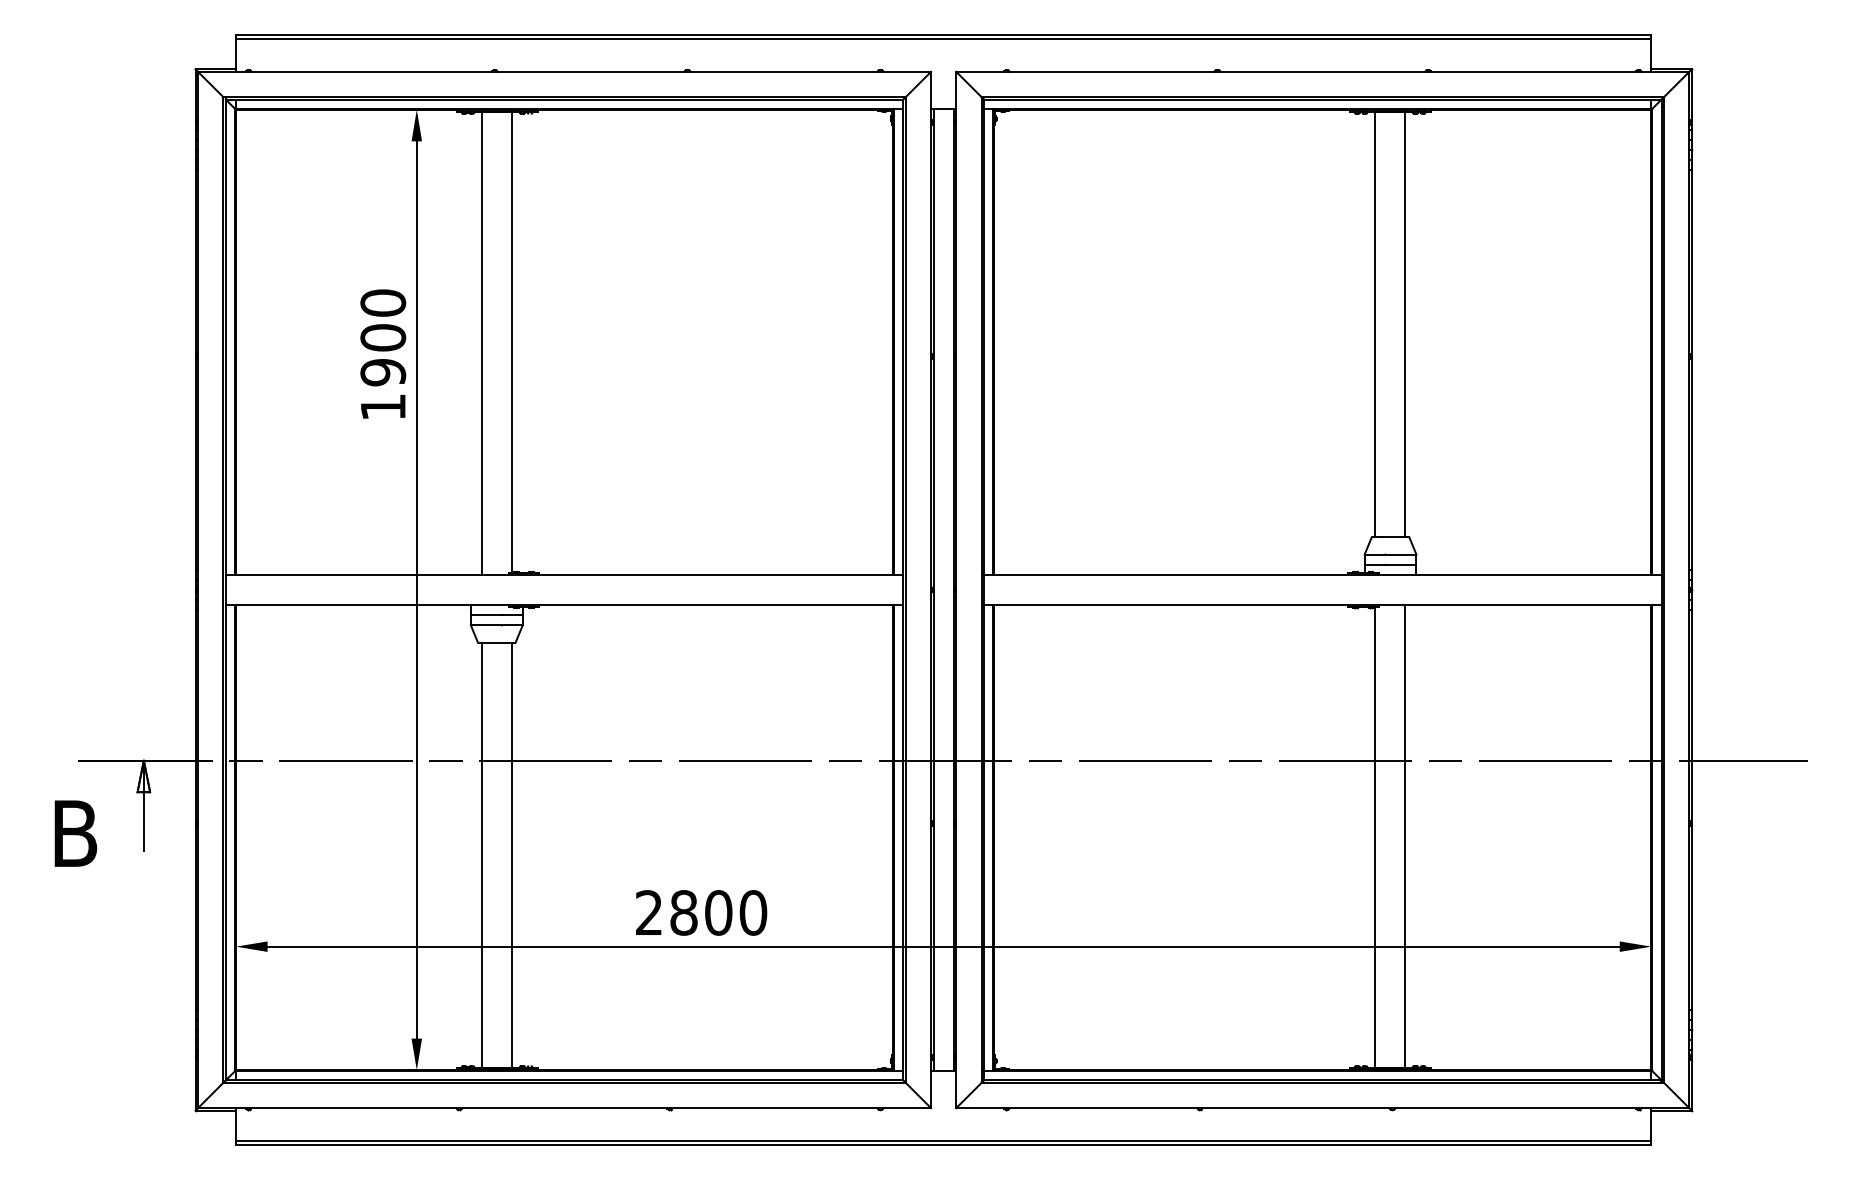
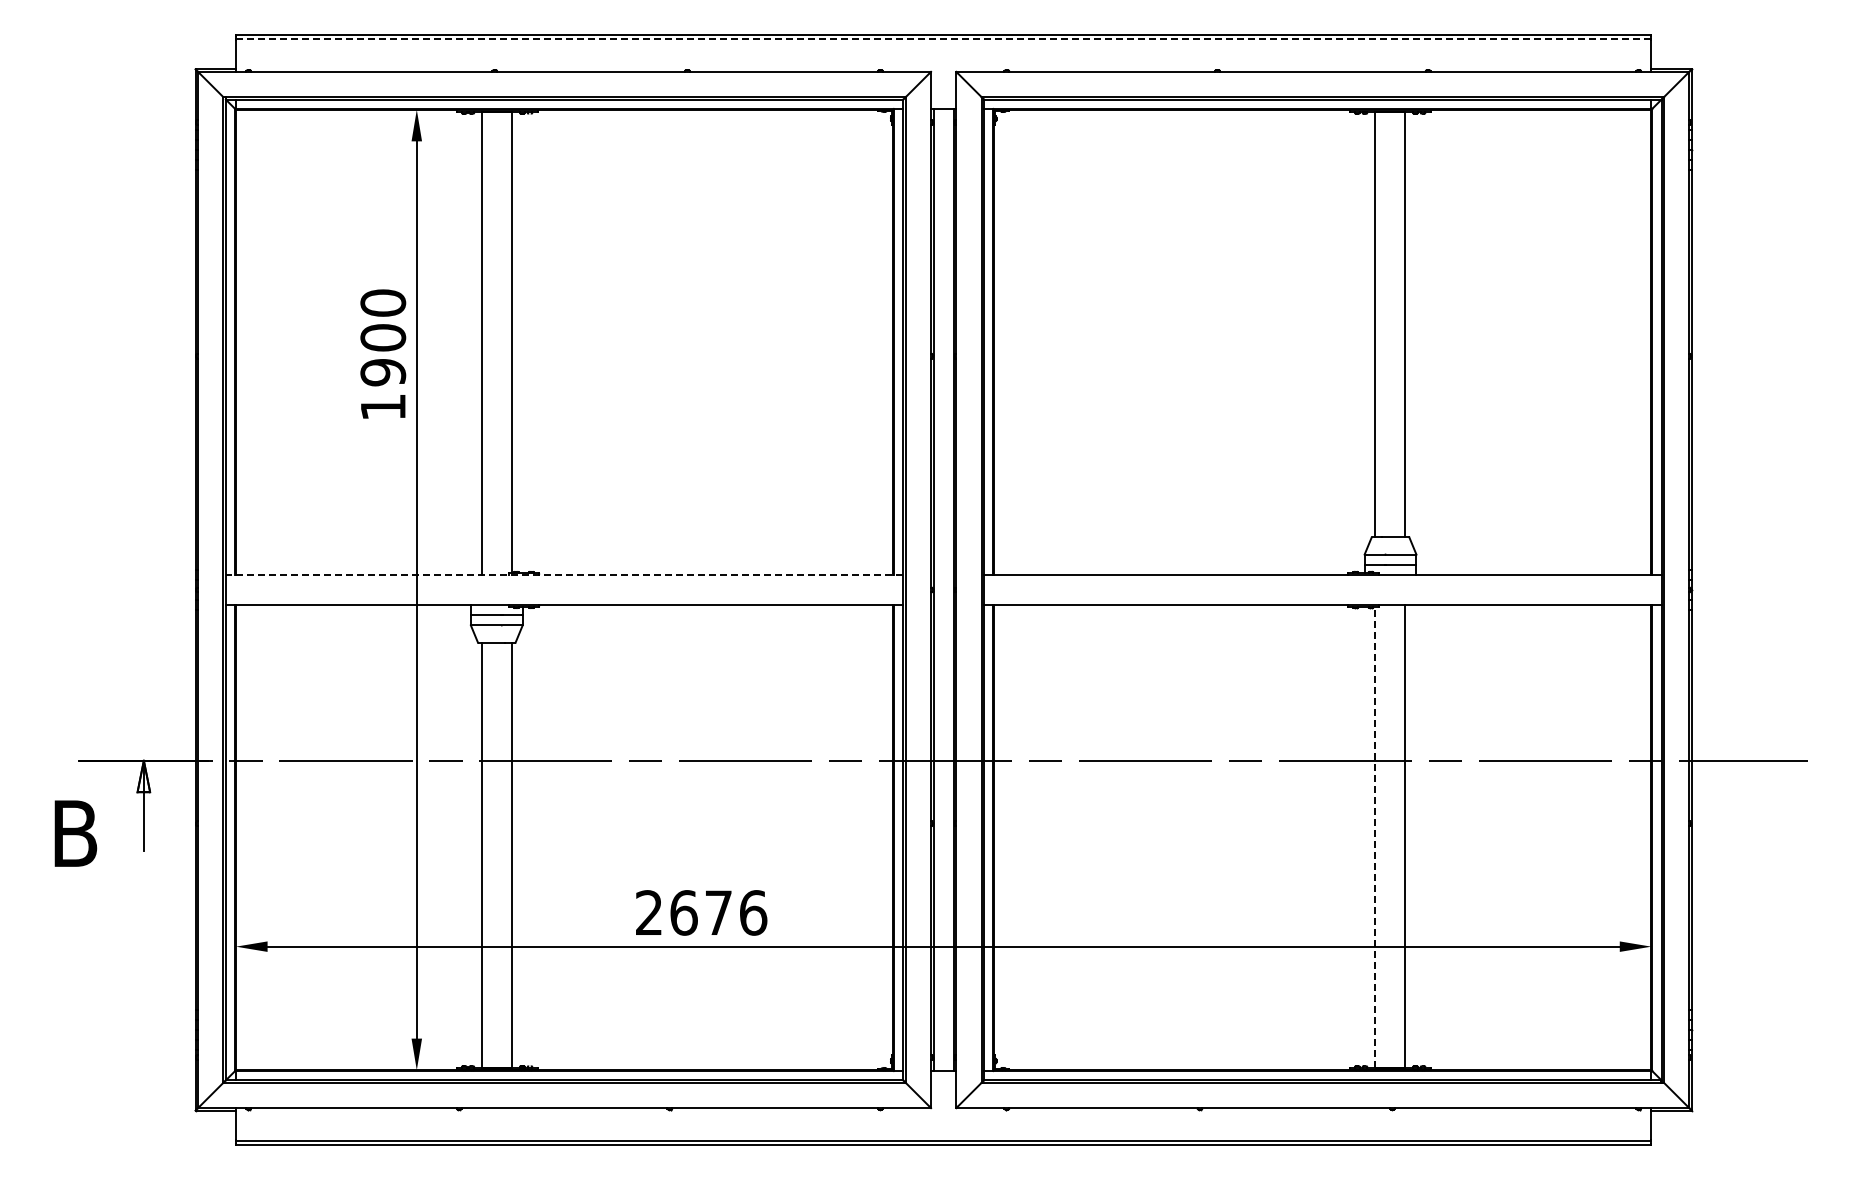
line: solid -> dashed (943, 39)
line: solid -> dashed (564, 574)
line: solid -> dashed (1375, 837)
text: 2800 -> 2676 (718, 912)
